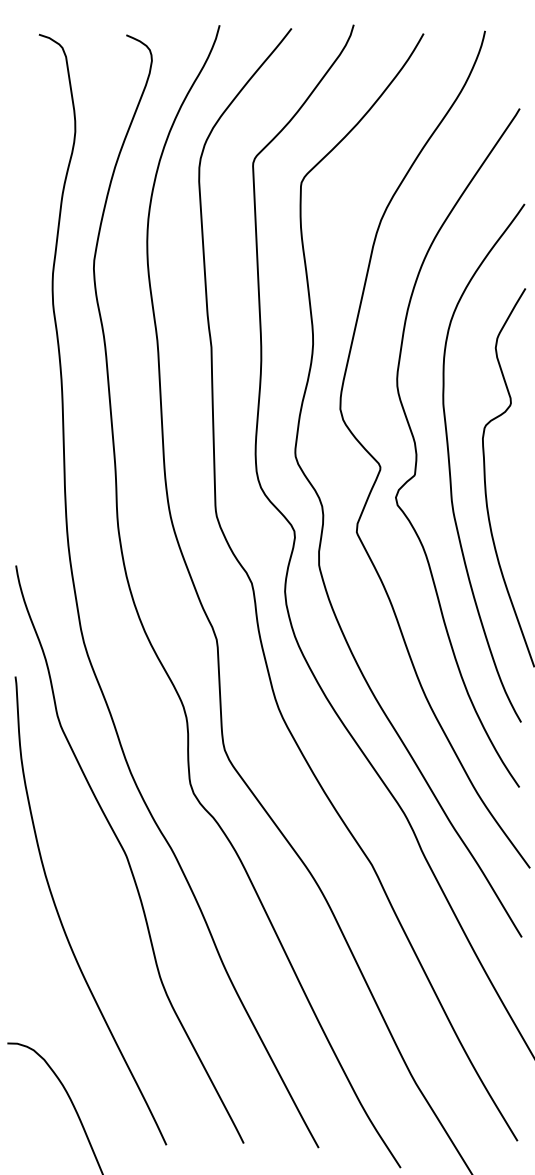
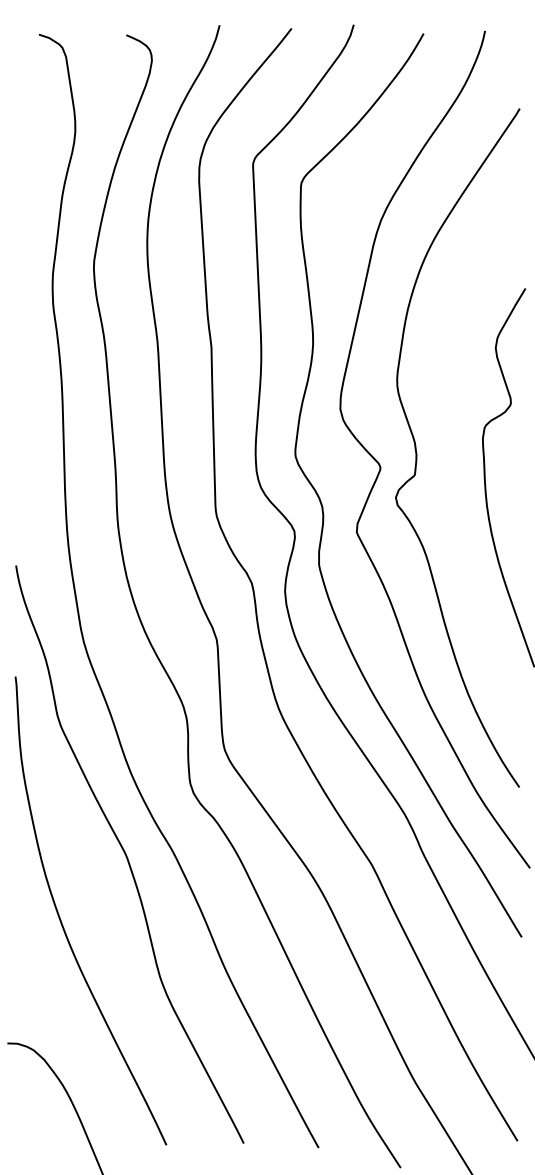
curve: present -> none (450, 463)
